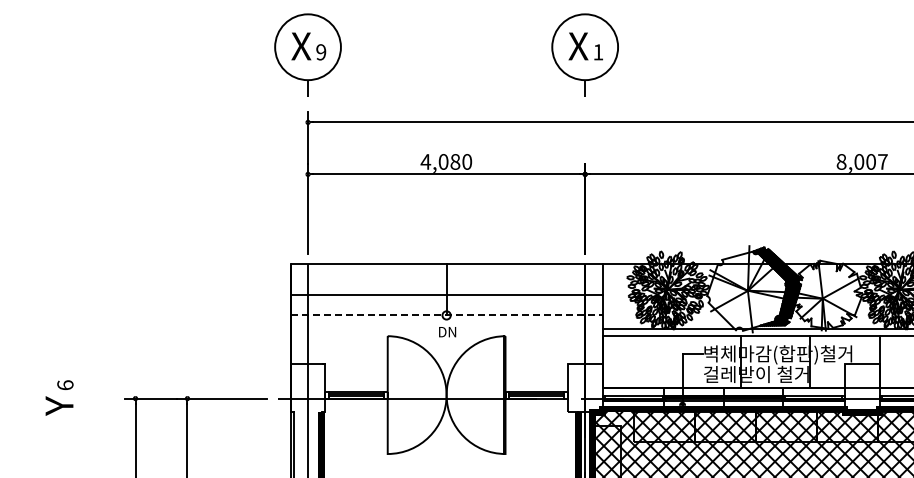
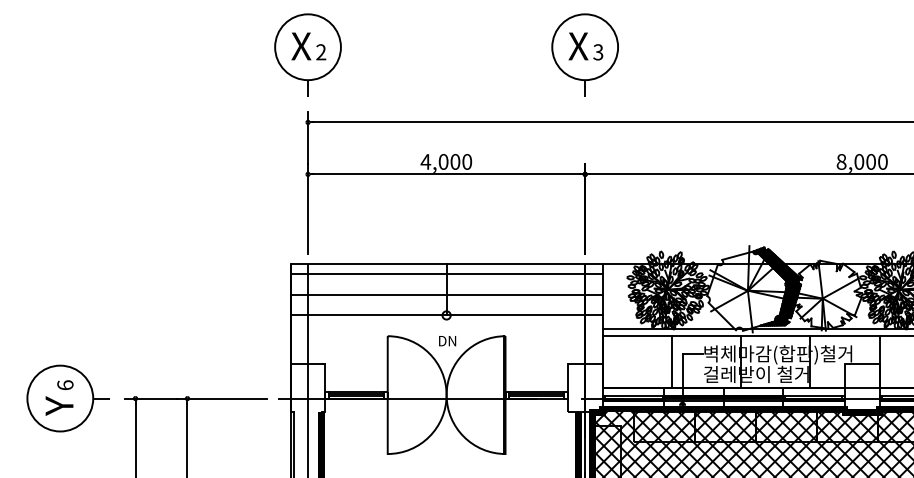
text: 9 -> 2 (321, 52)
text: 1 -> 3 (598, 52)
text: 4,080 -> 4,000 (455, 161)
text: 8,007 -> 8,000 (882, 161)
line: none -> present (446, 273)
line: dashed -> solid (446, 315)
text position: (447, 332) -> (447, 341) (447, 341)
line: none -> present (671, 362)
part: none -> present (67, 398)
